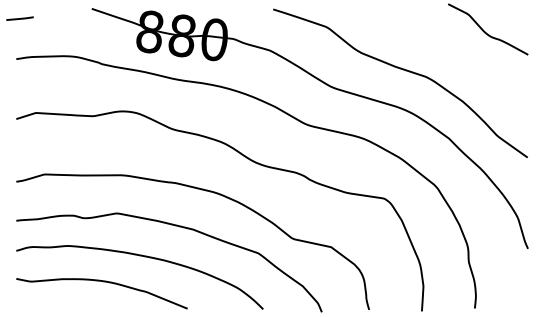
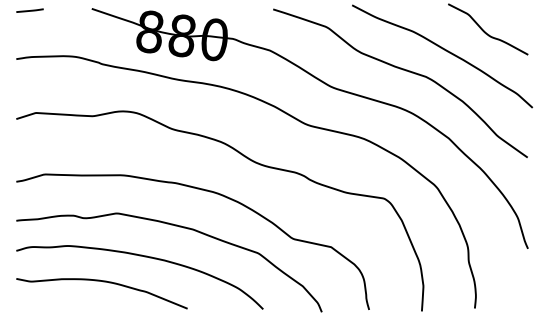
line position: (19, 18) -> (29, 10) (29, 10)
curve: none -> present (445, 51)
